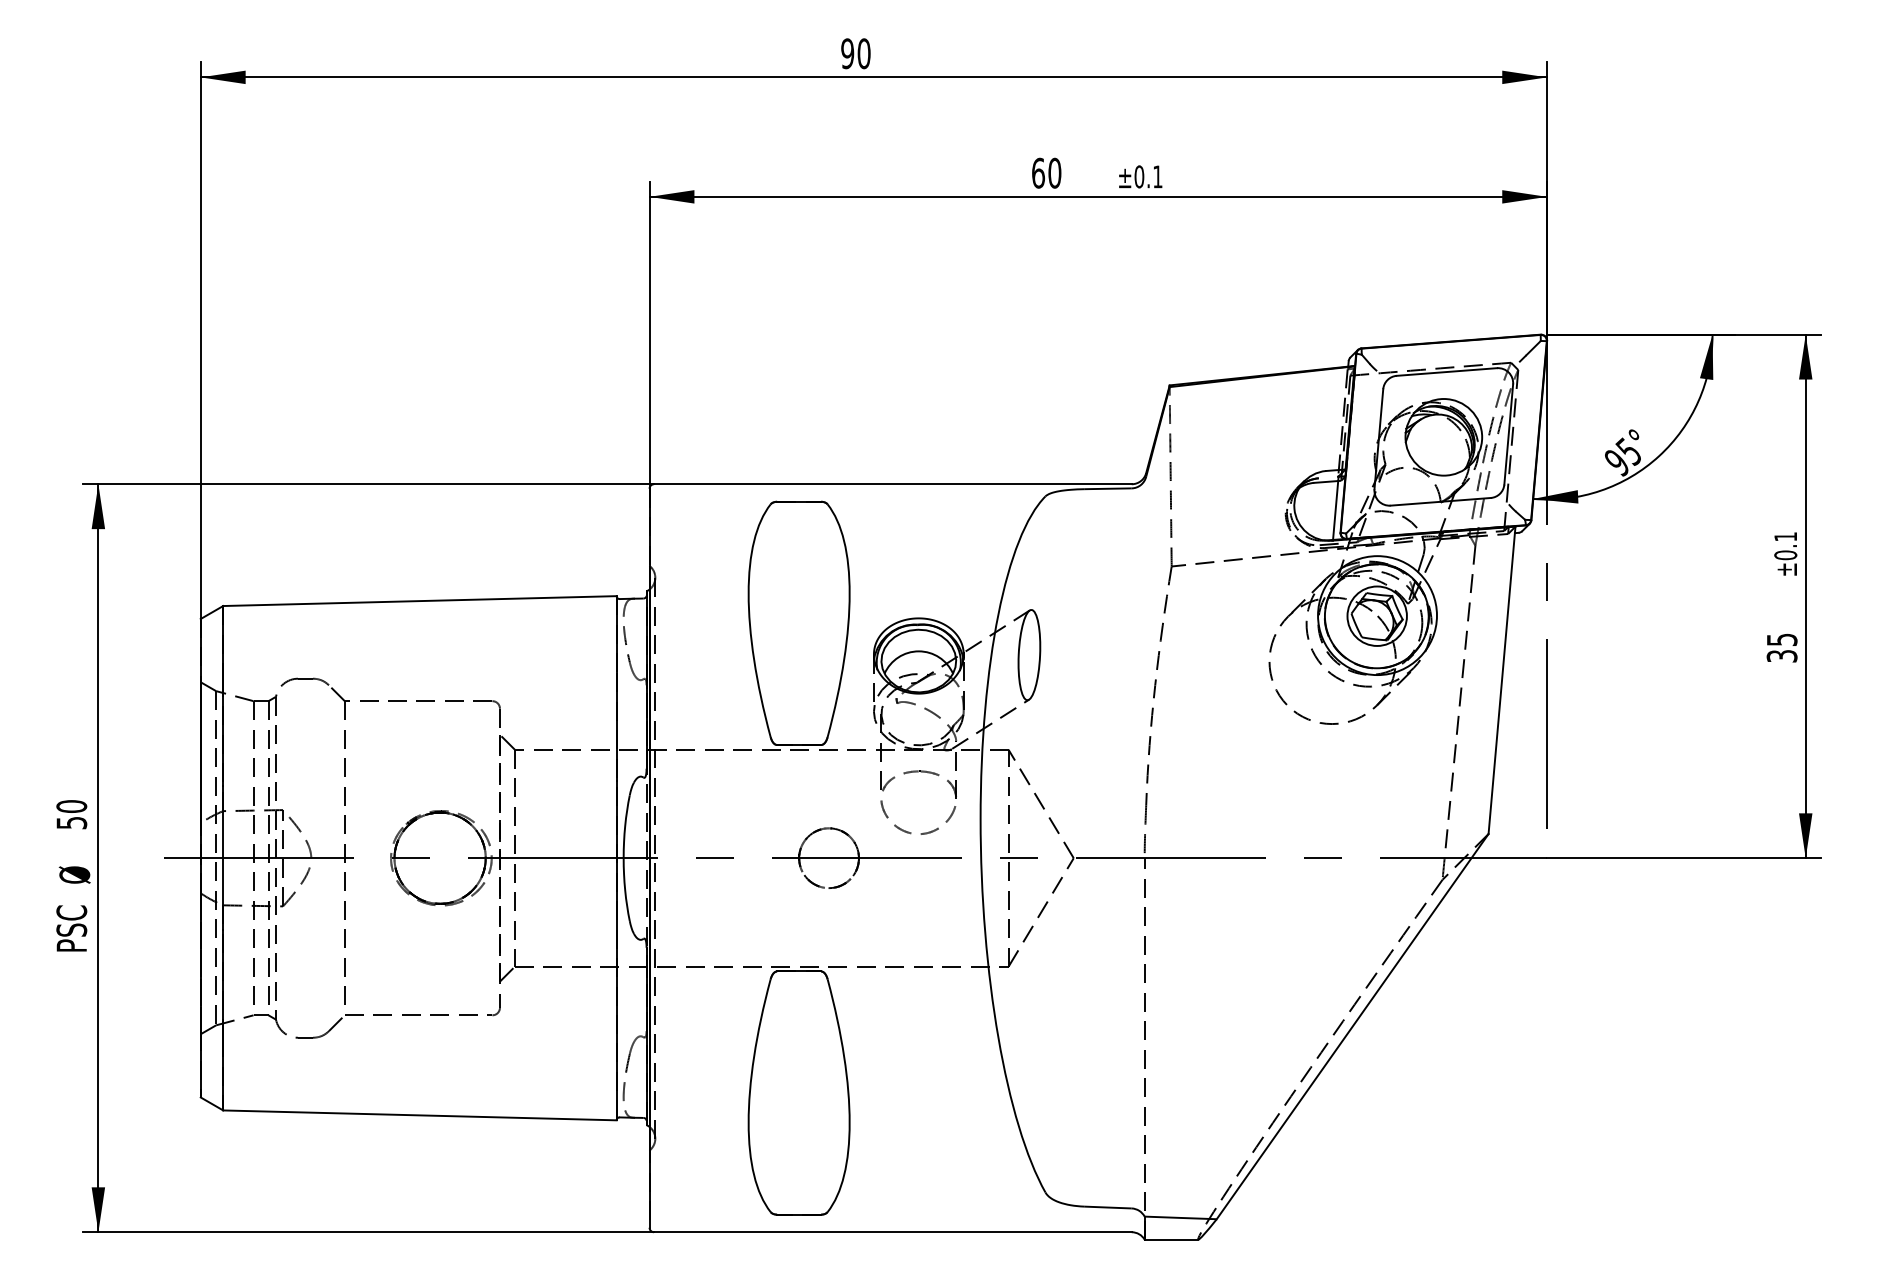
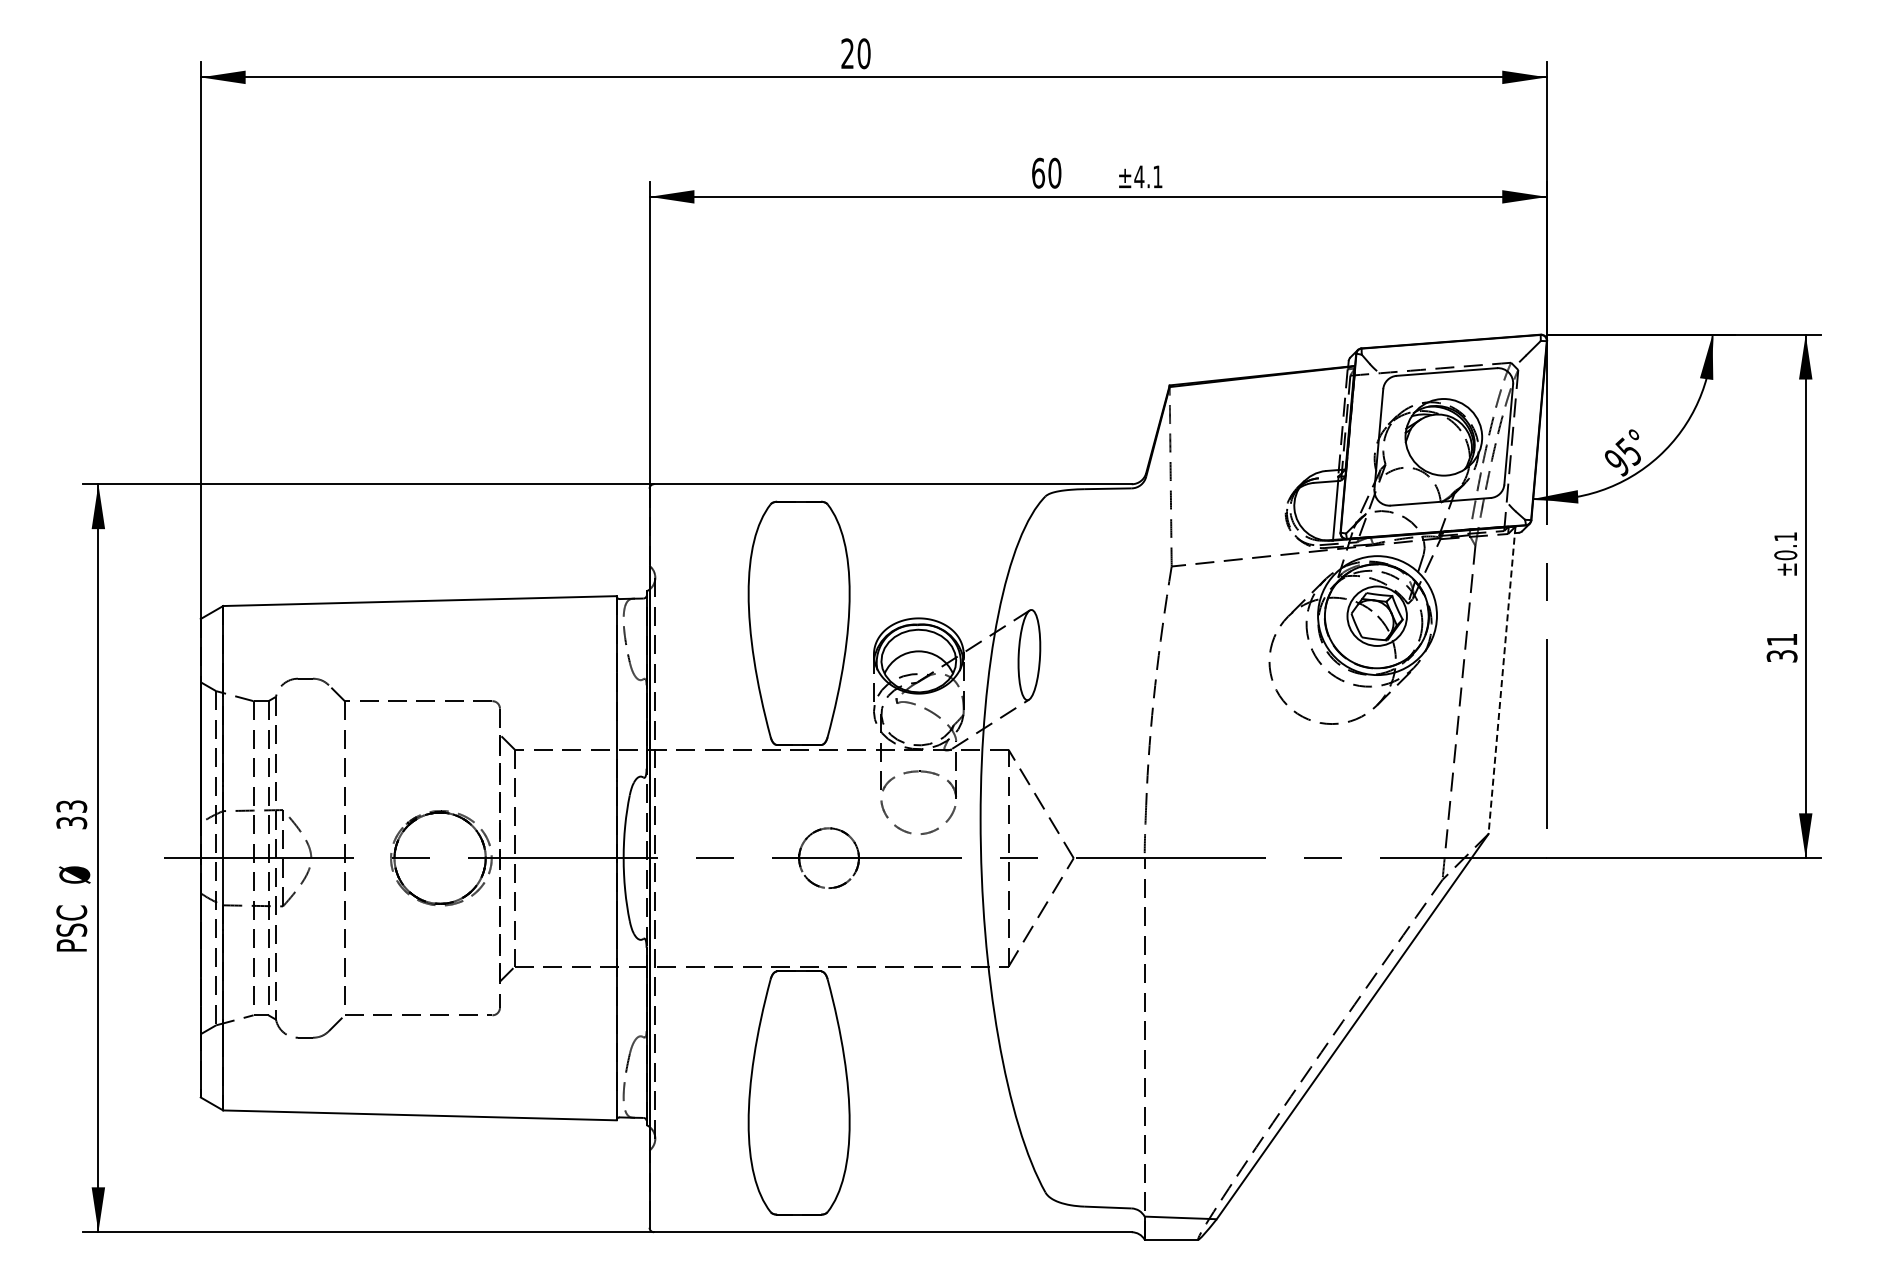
text: 90 -> 20 (847, 53)
text: ±0.1 -> ±4.1 (1139, 176)
text: 35 -> 31 (1782, 639)
line: solid -> dashed (1501, 680)
text: 50 -> 33 (71, 814)
